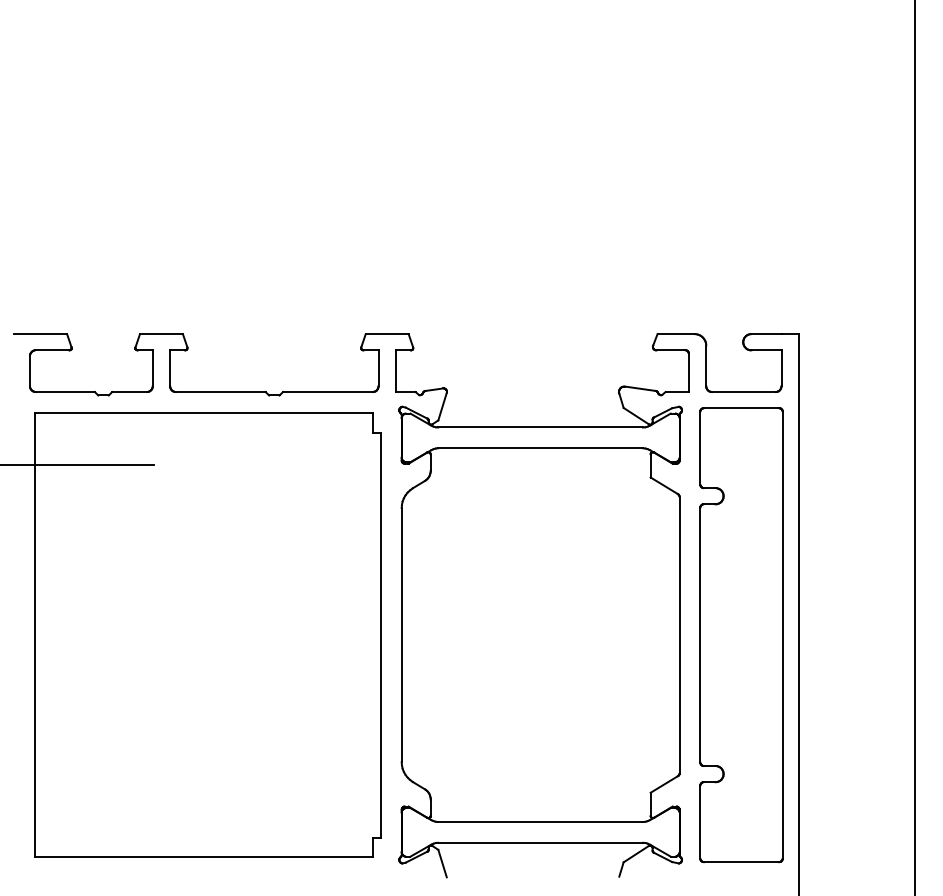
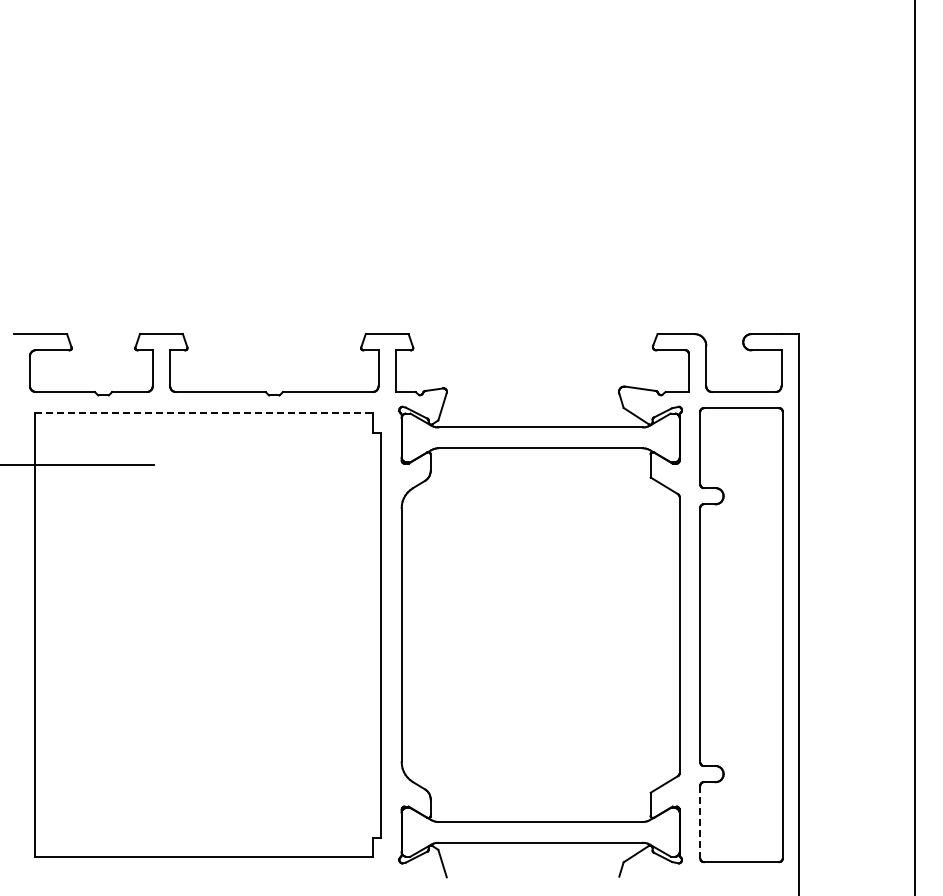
line: solid -> dashed (204, 412)
line: solid -> dashed (700, 822)
